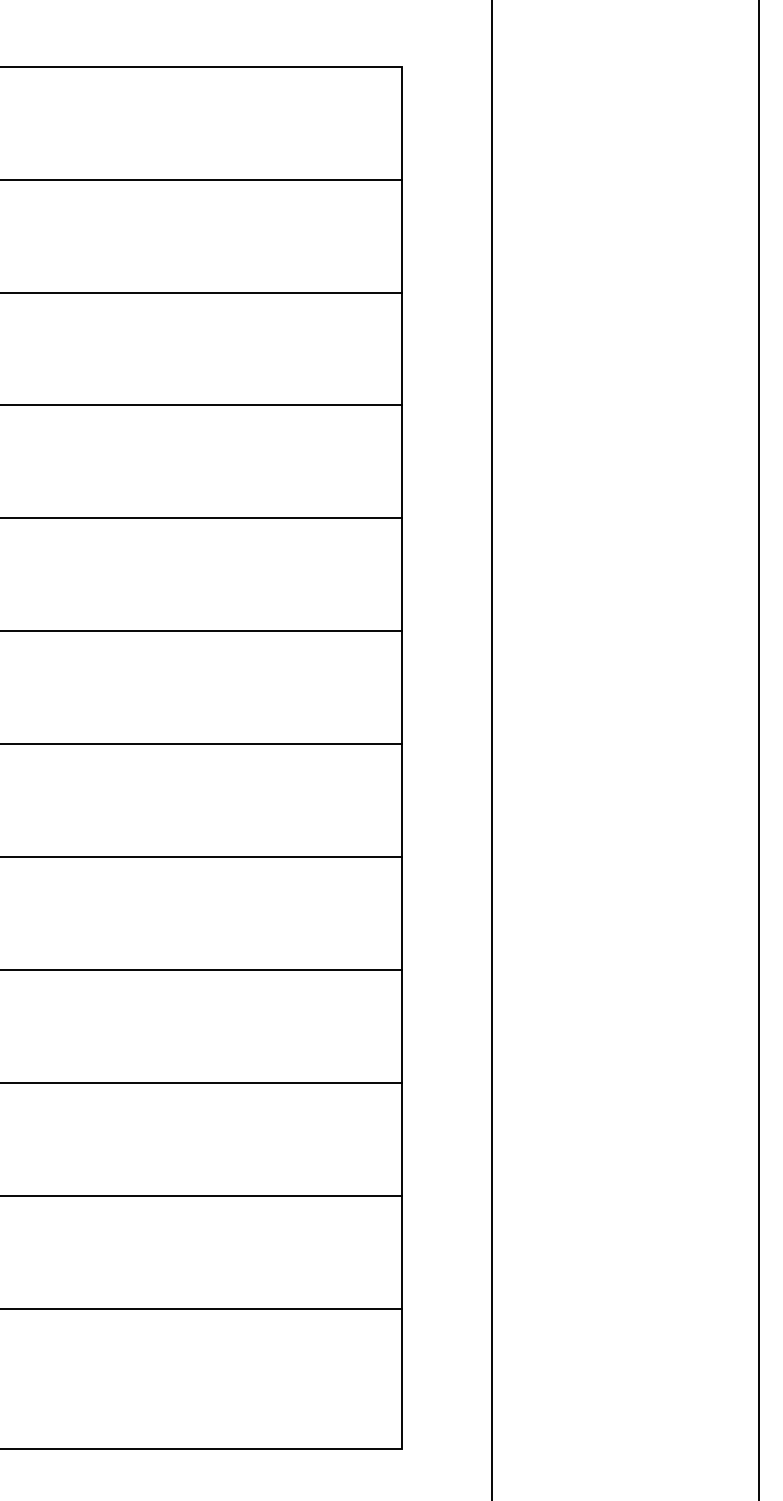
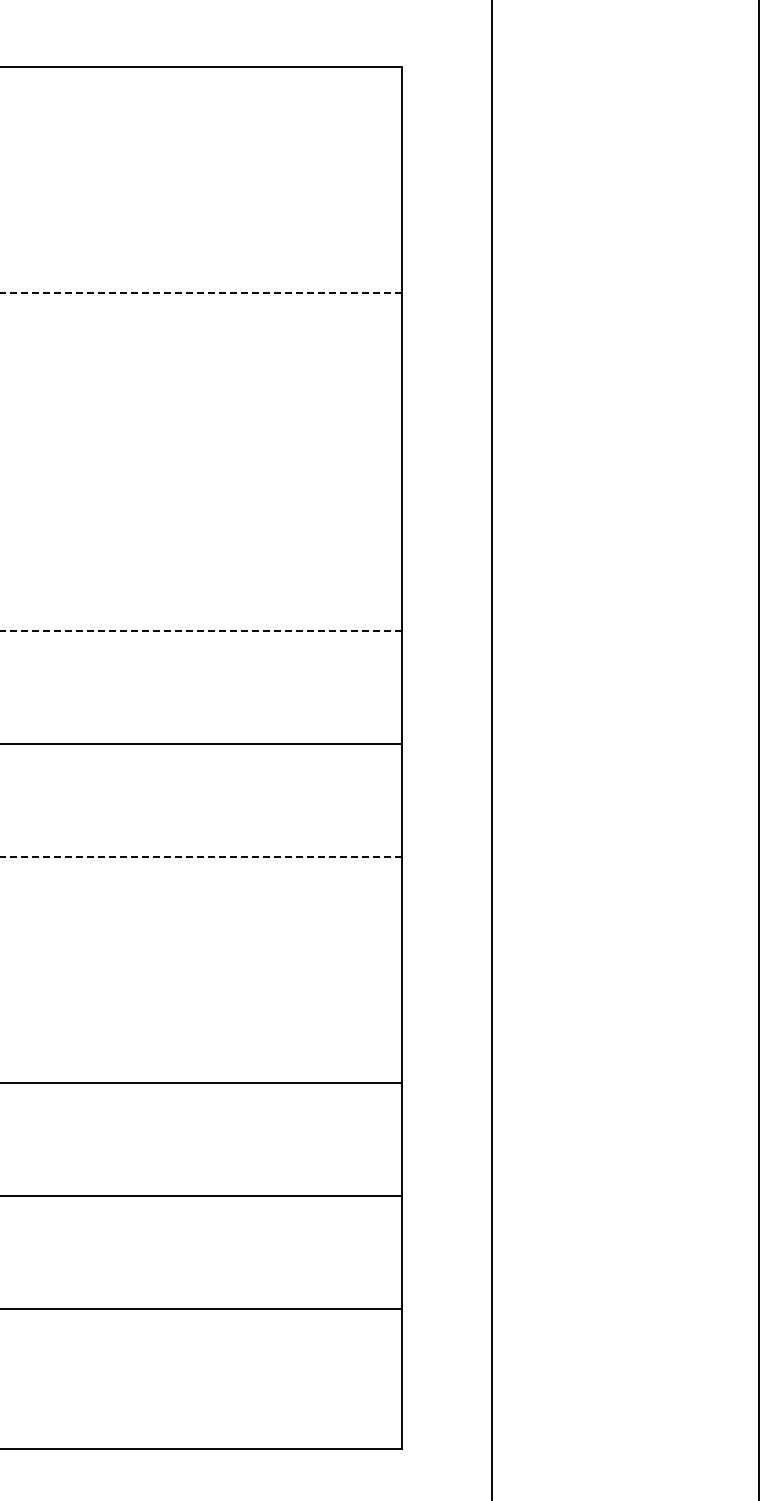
line: present -> none (202, 179)
line: solid -> dashed (201, 292)
line: present -> none (202, 405)
line: present -> none (202, 518)
line: solid -> dashed (201, 631)
line: solid -> dashed (201, 857)
line: present -> none (202, 970)
